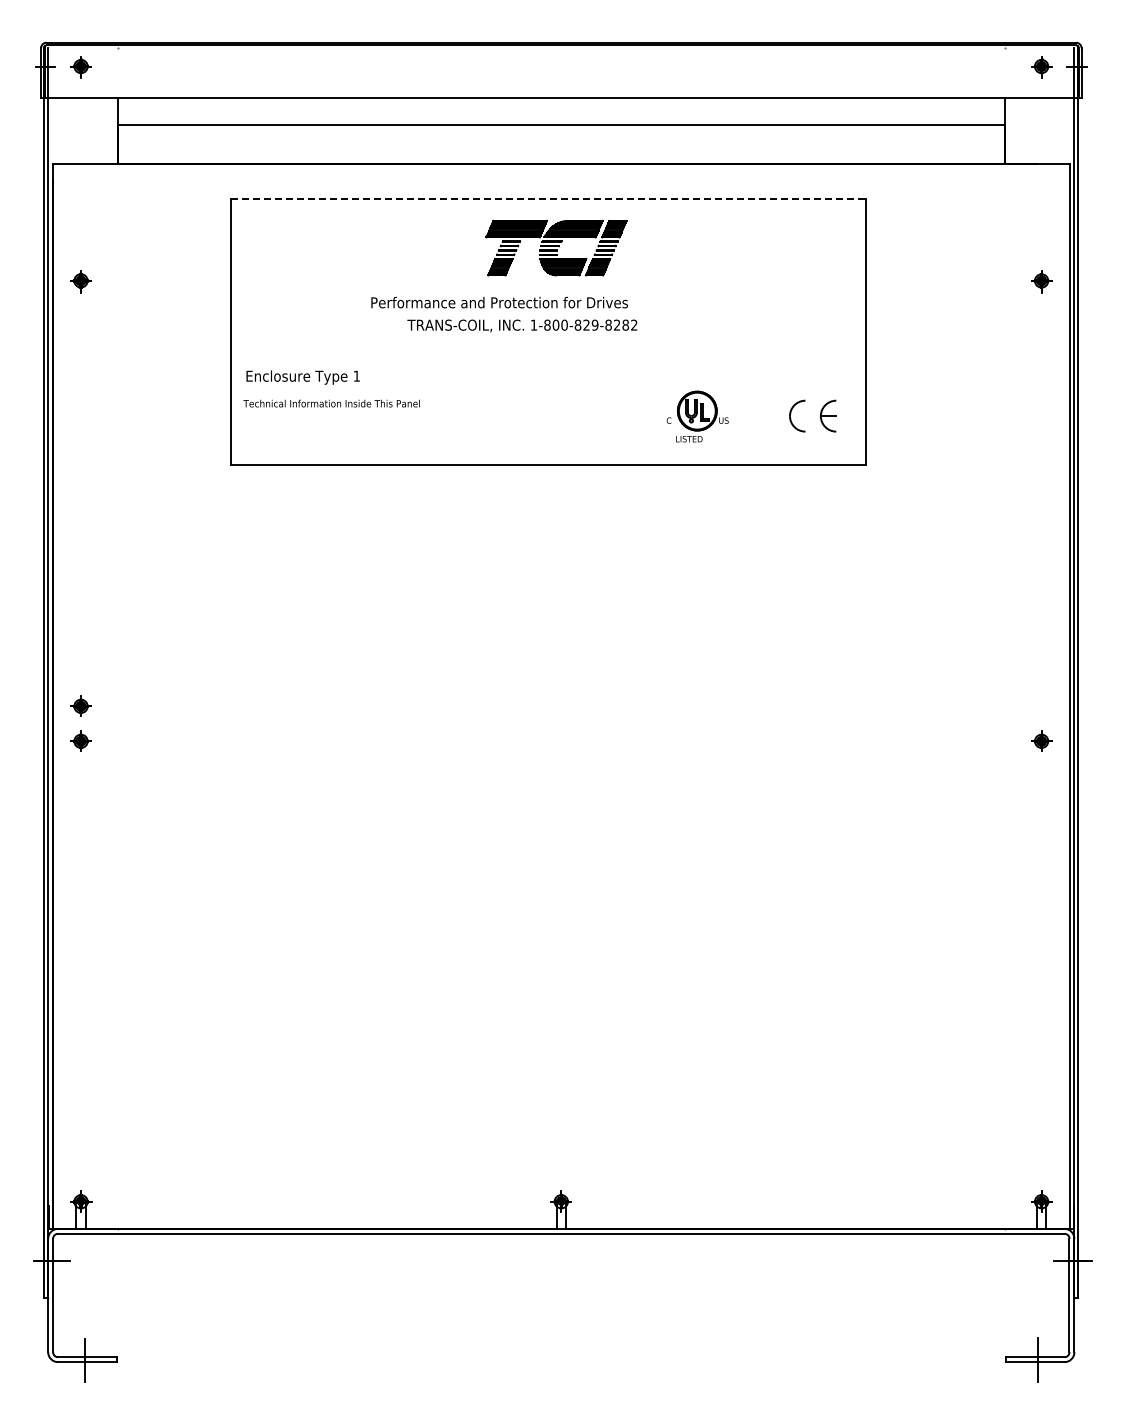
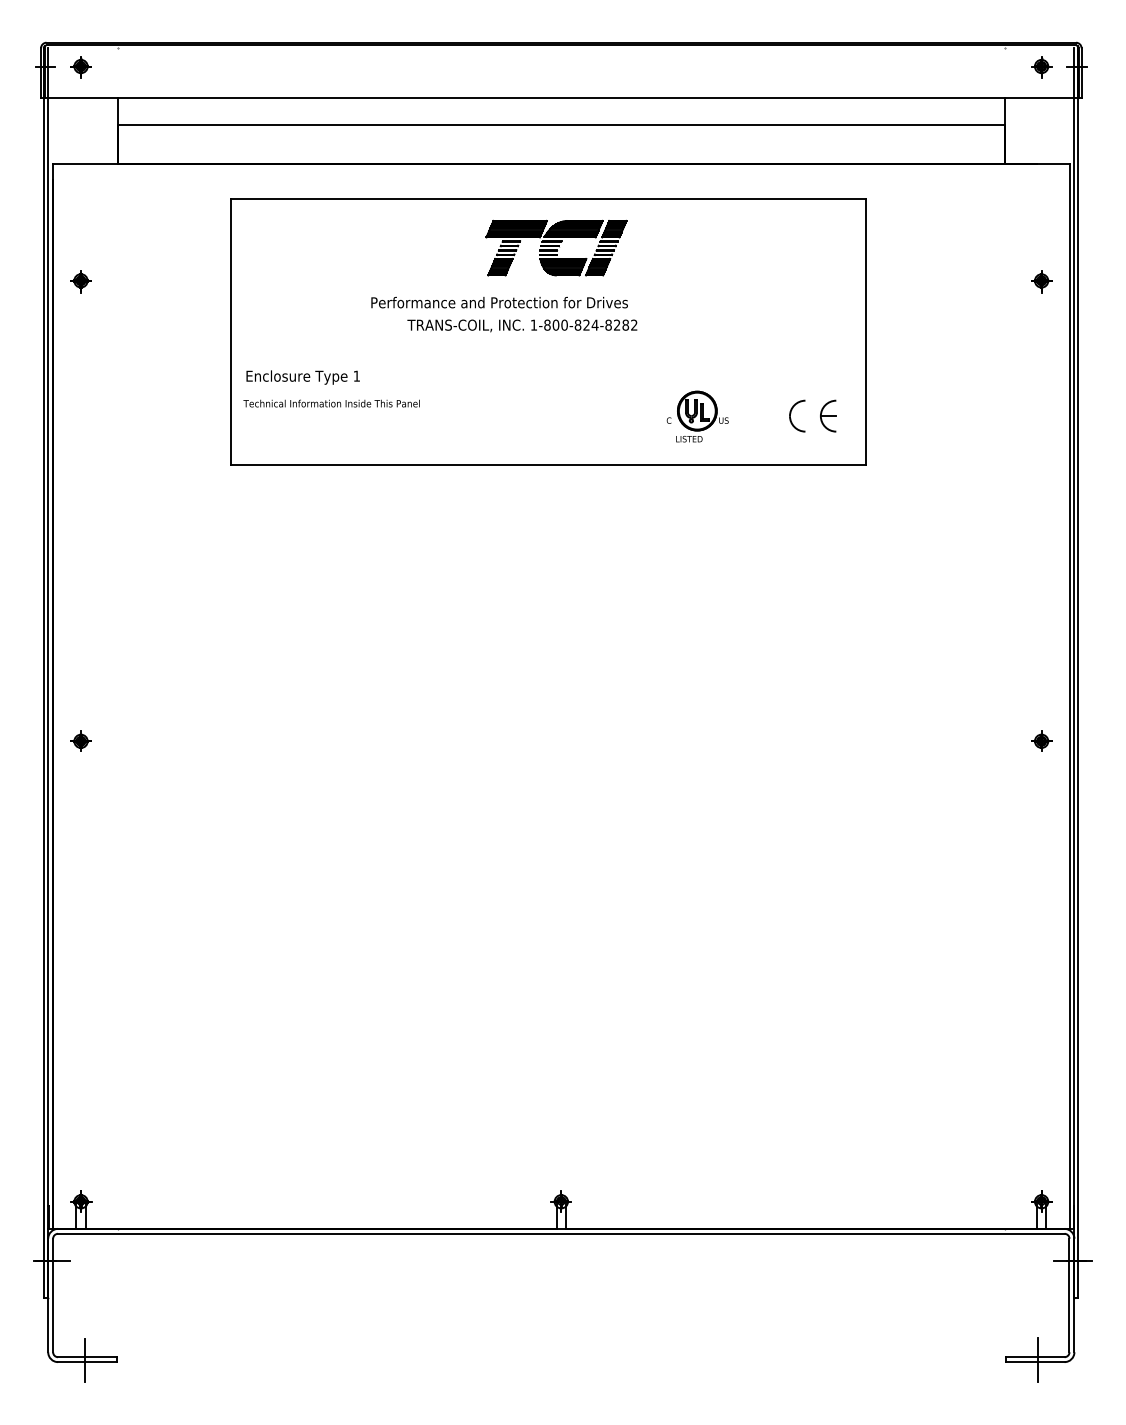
line: dashed -> solid (548, 198)
text: 1-800-829-8282 -> 1-800-824-8282 (594, 324)
part: present -> none (80, 705)
